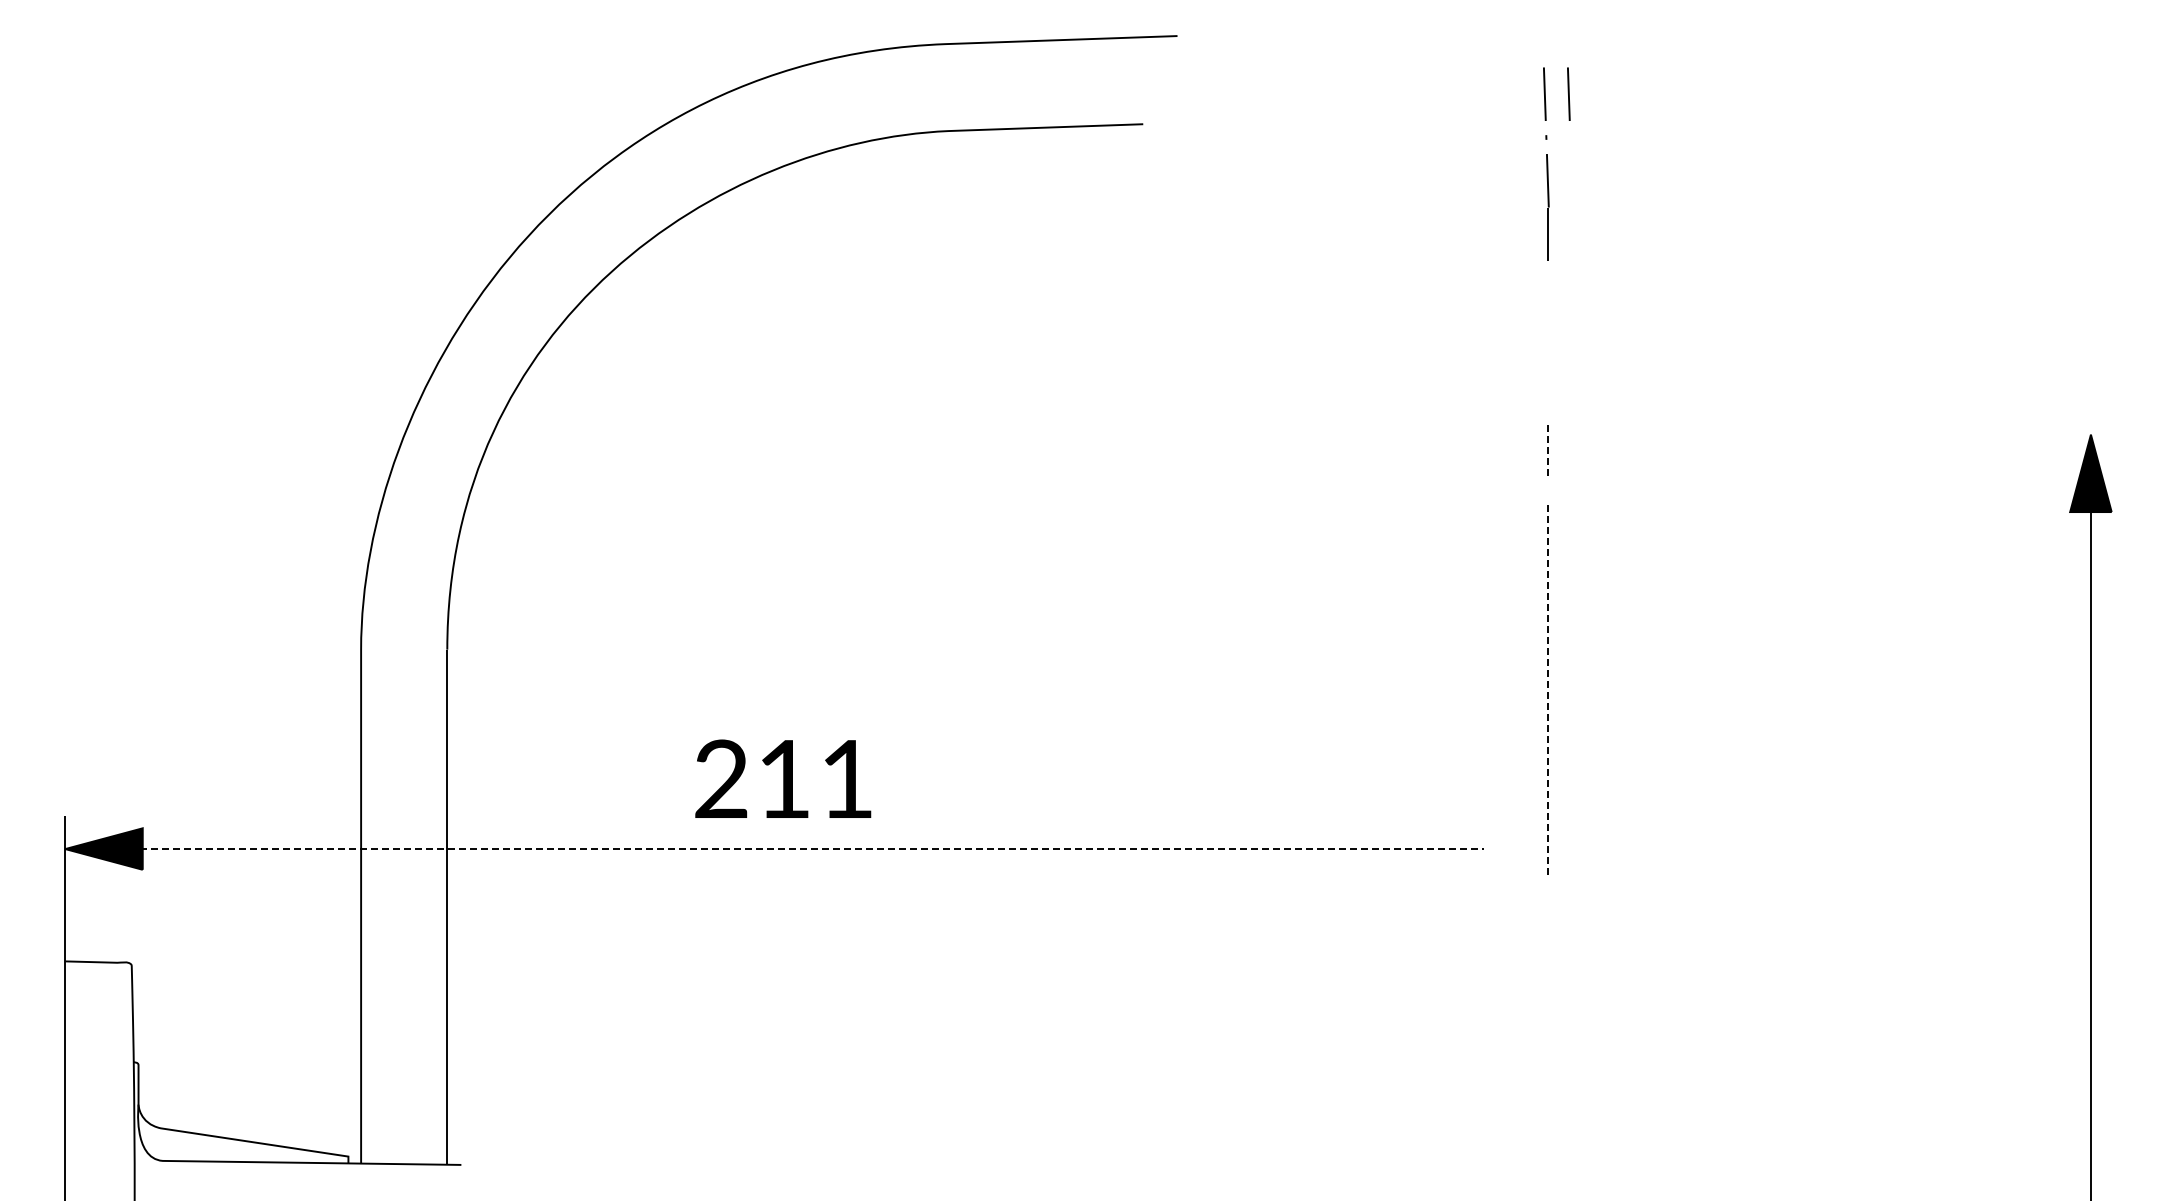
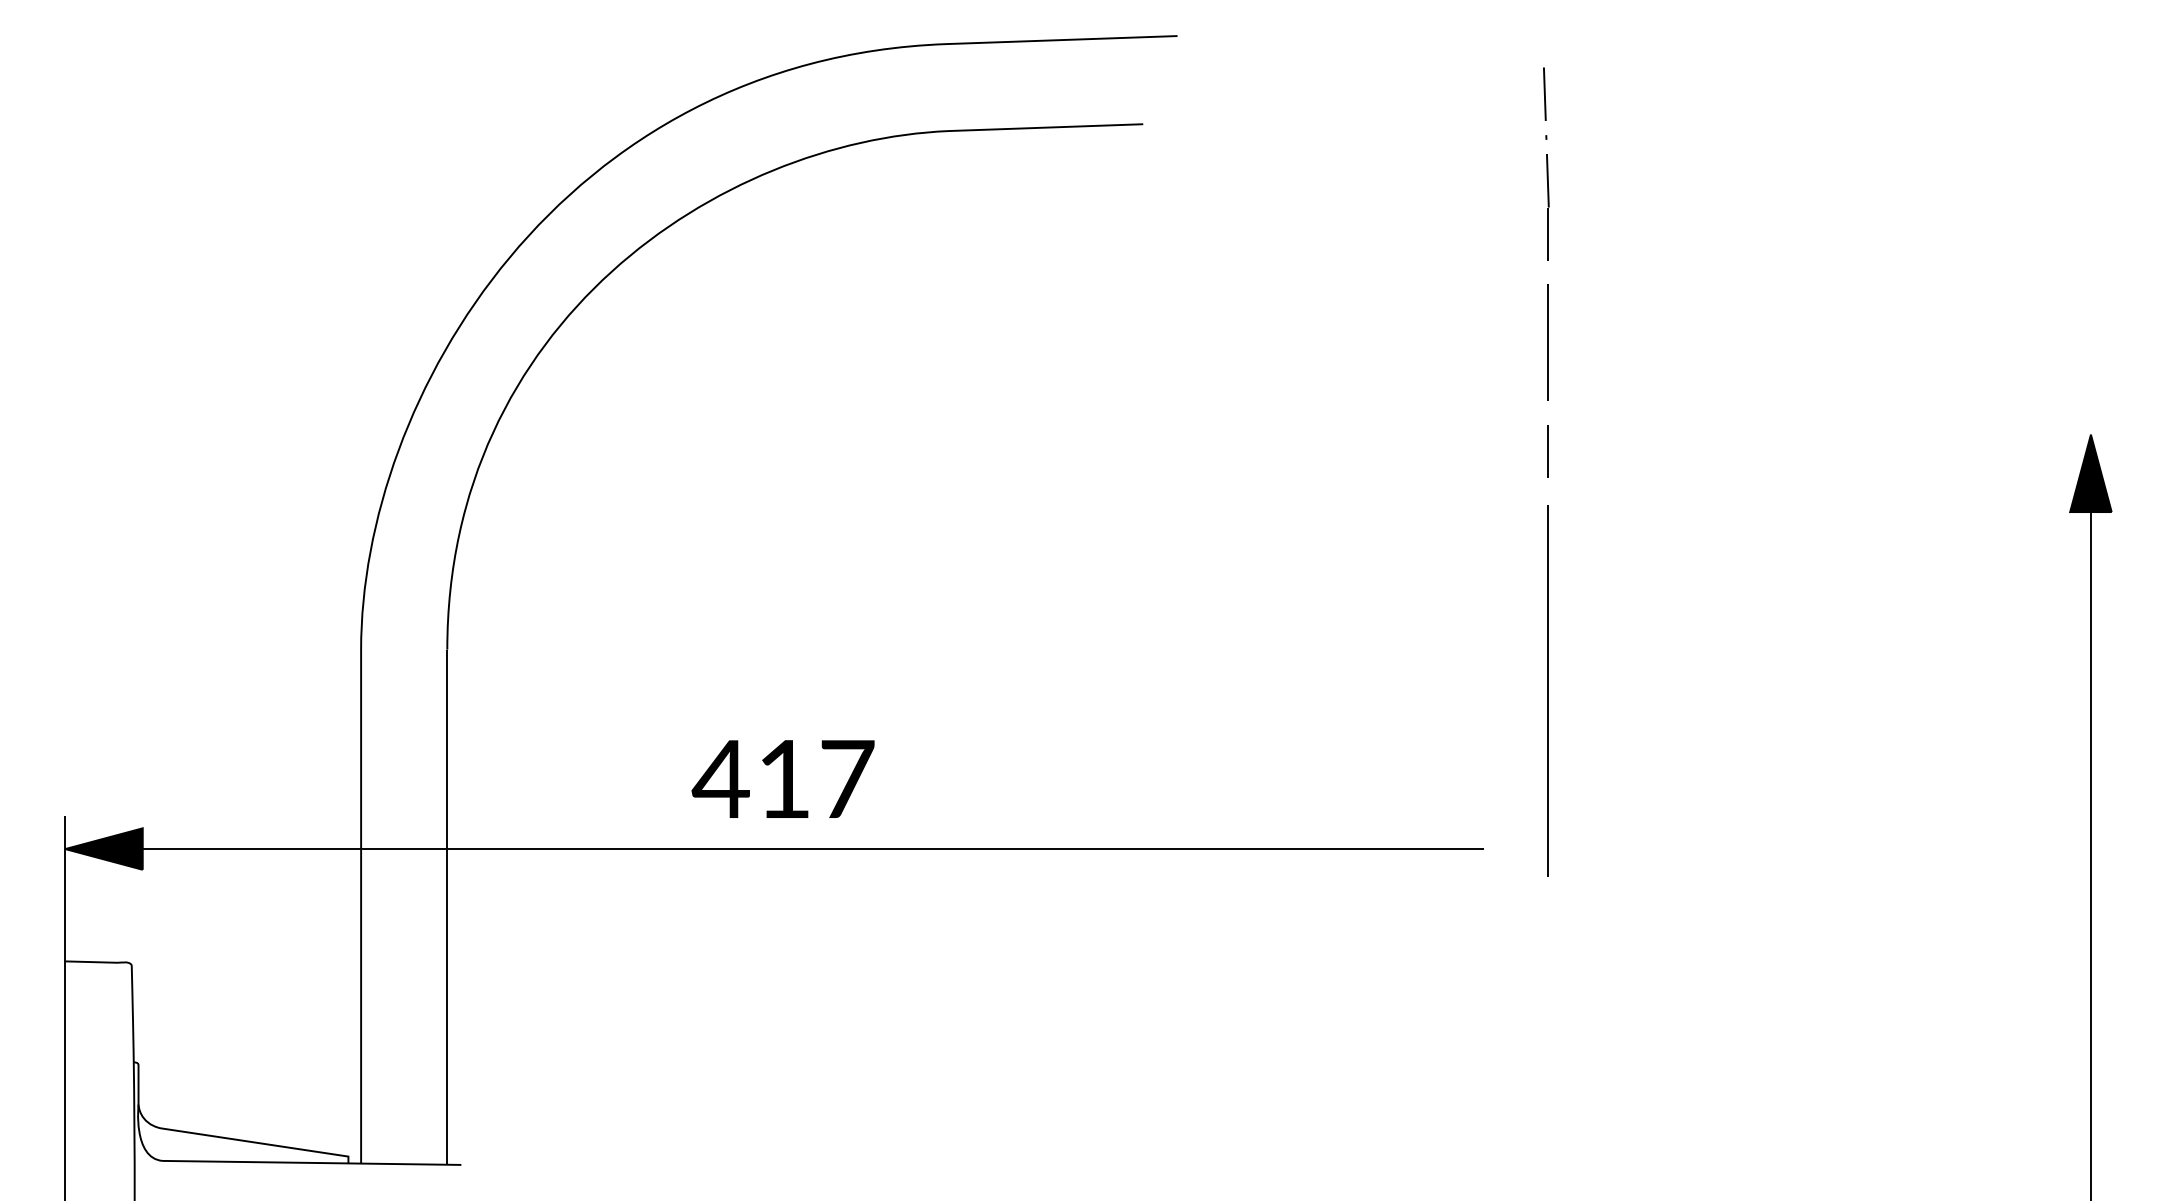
line: present -> none (1568, 93)
line: none -> present (1547, 342)
line: dashed -> solid (1547, 451)
line: dashed -> solid (1547, 691)
text: 211 -> 417 (782, 778)
line: dashed -> solid (806, 849)
